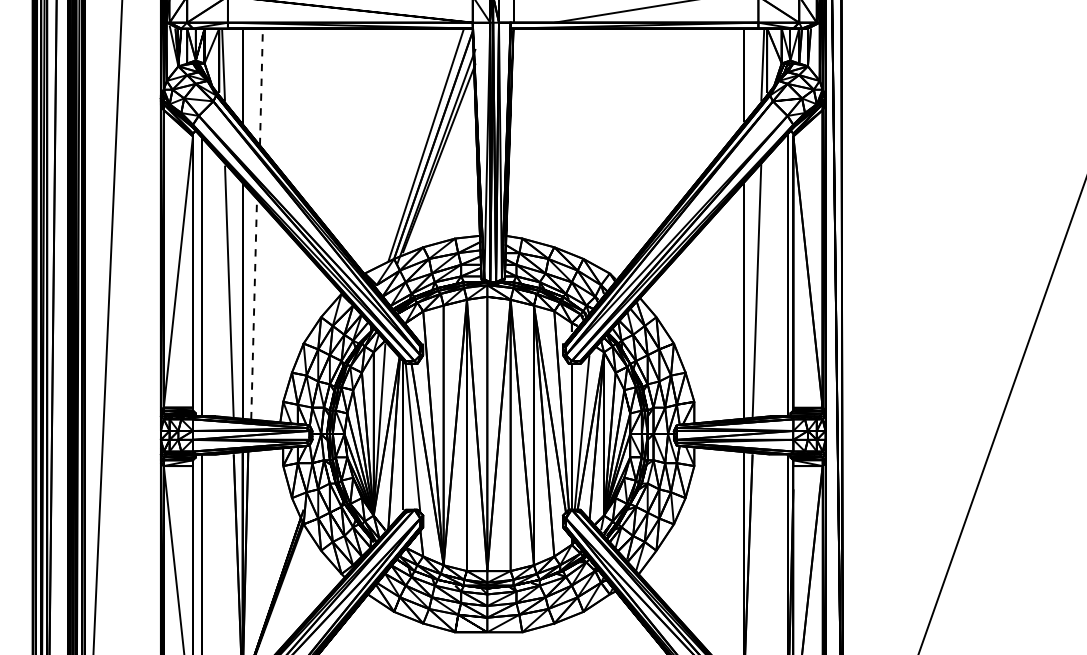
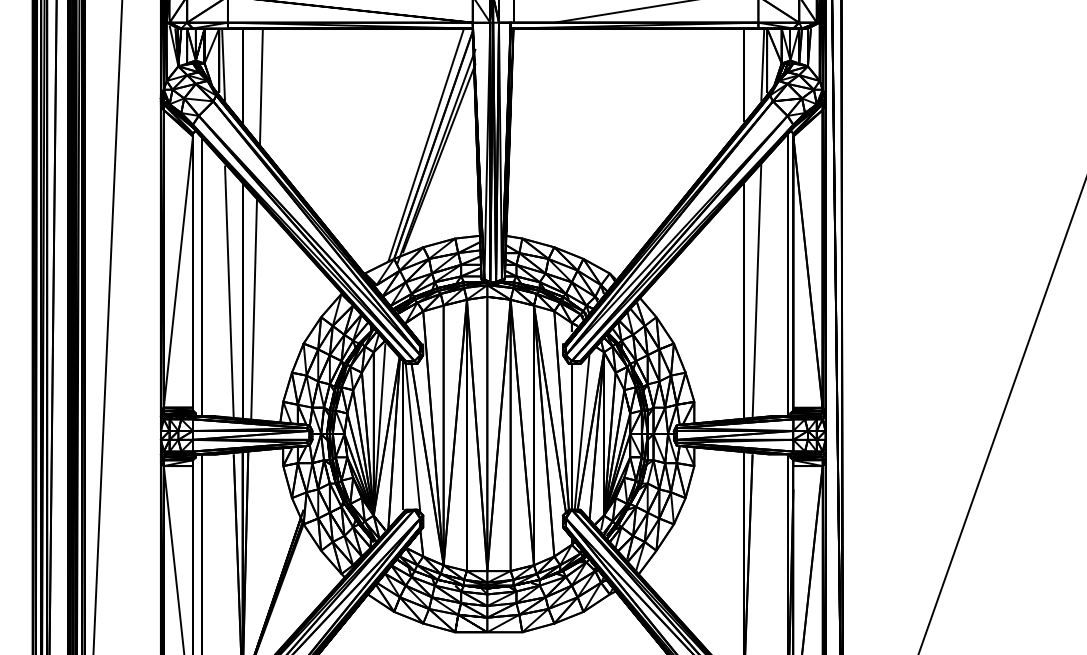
line: dashed -> solid (261, 86)
line: dashed -> solid (254, 308)
